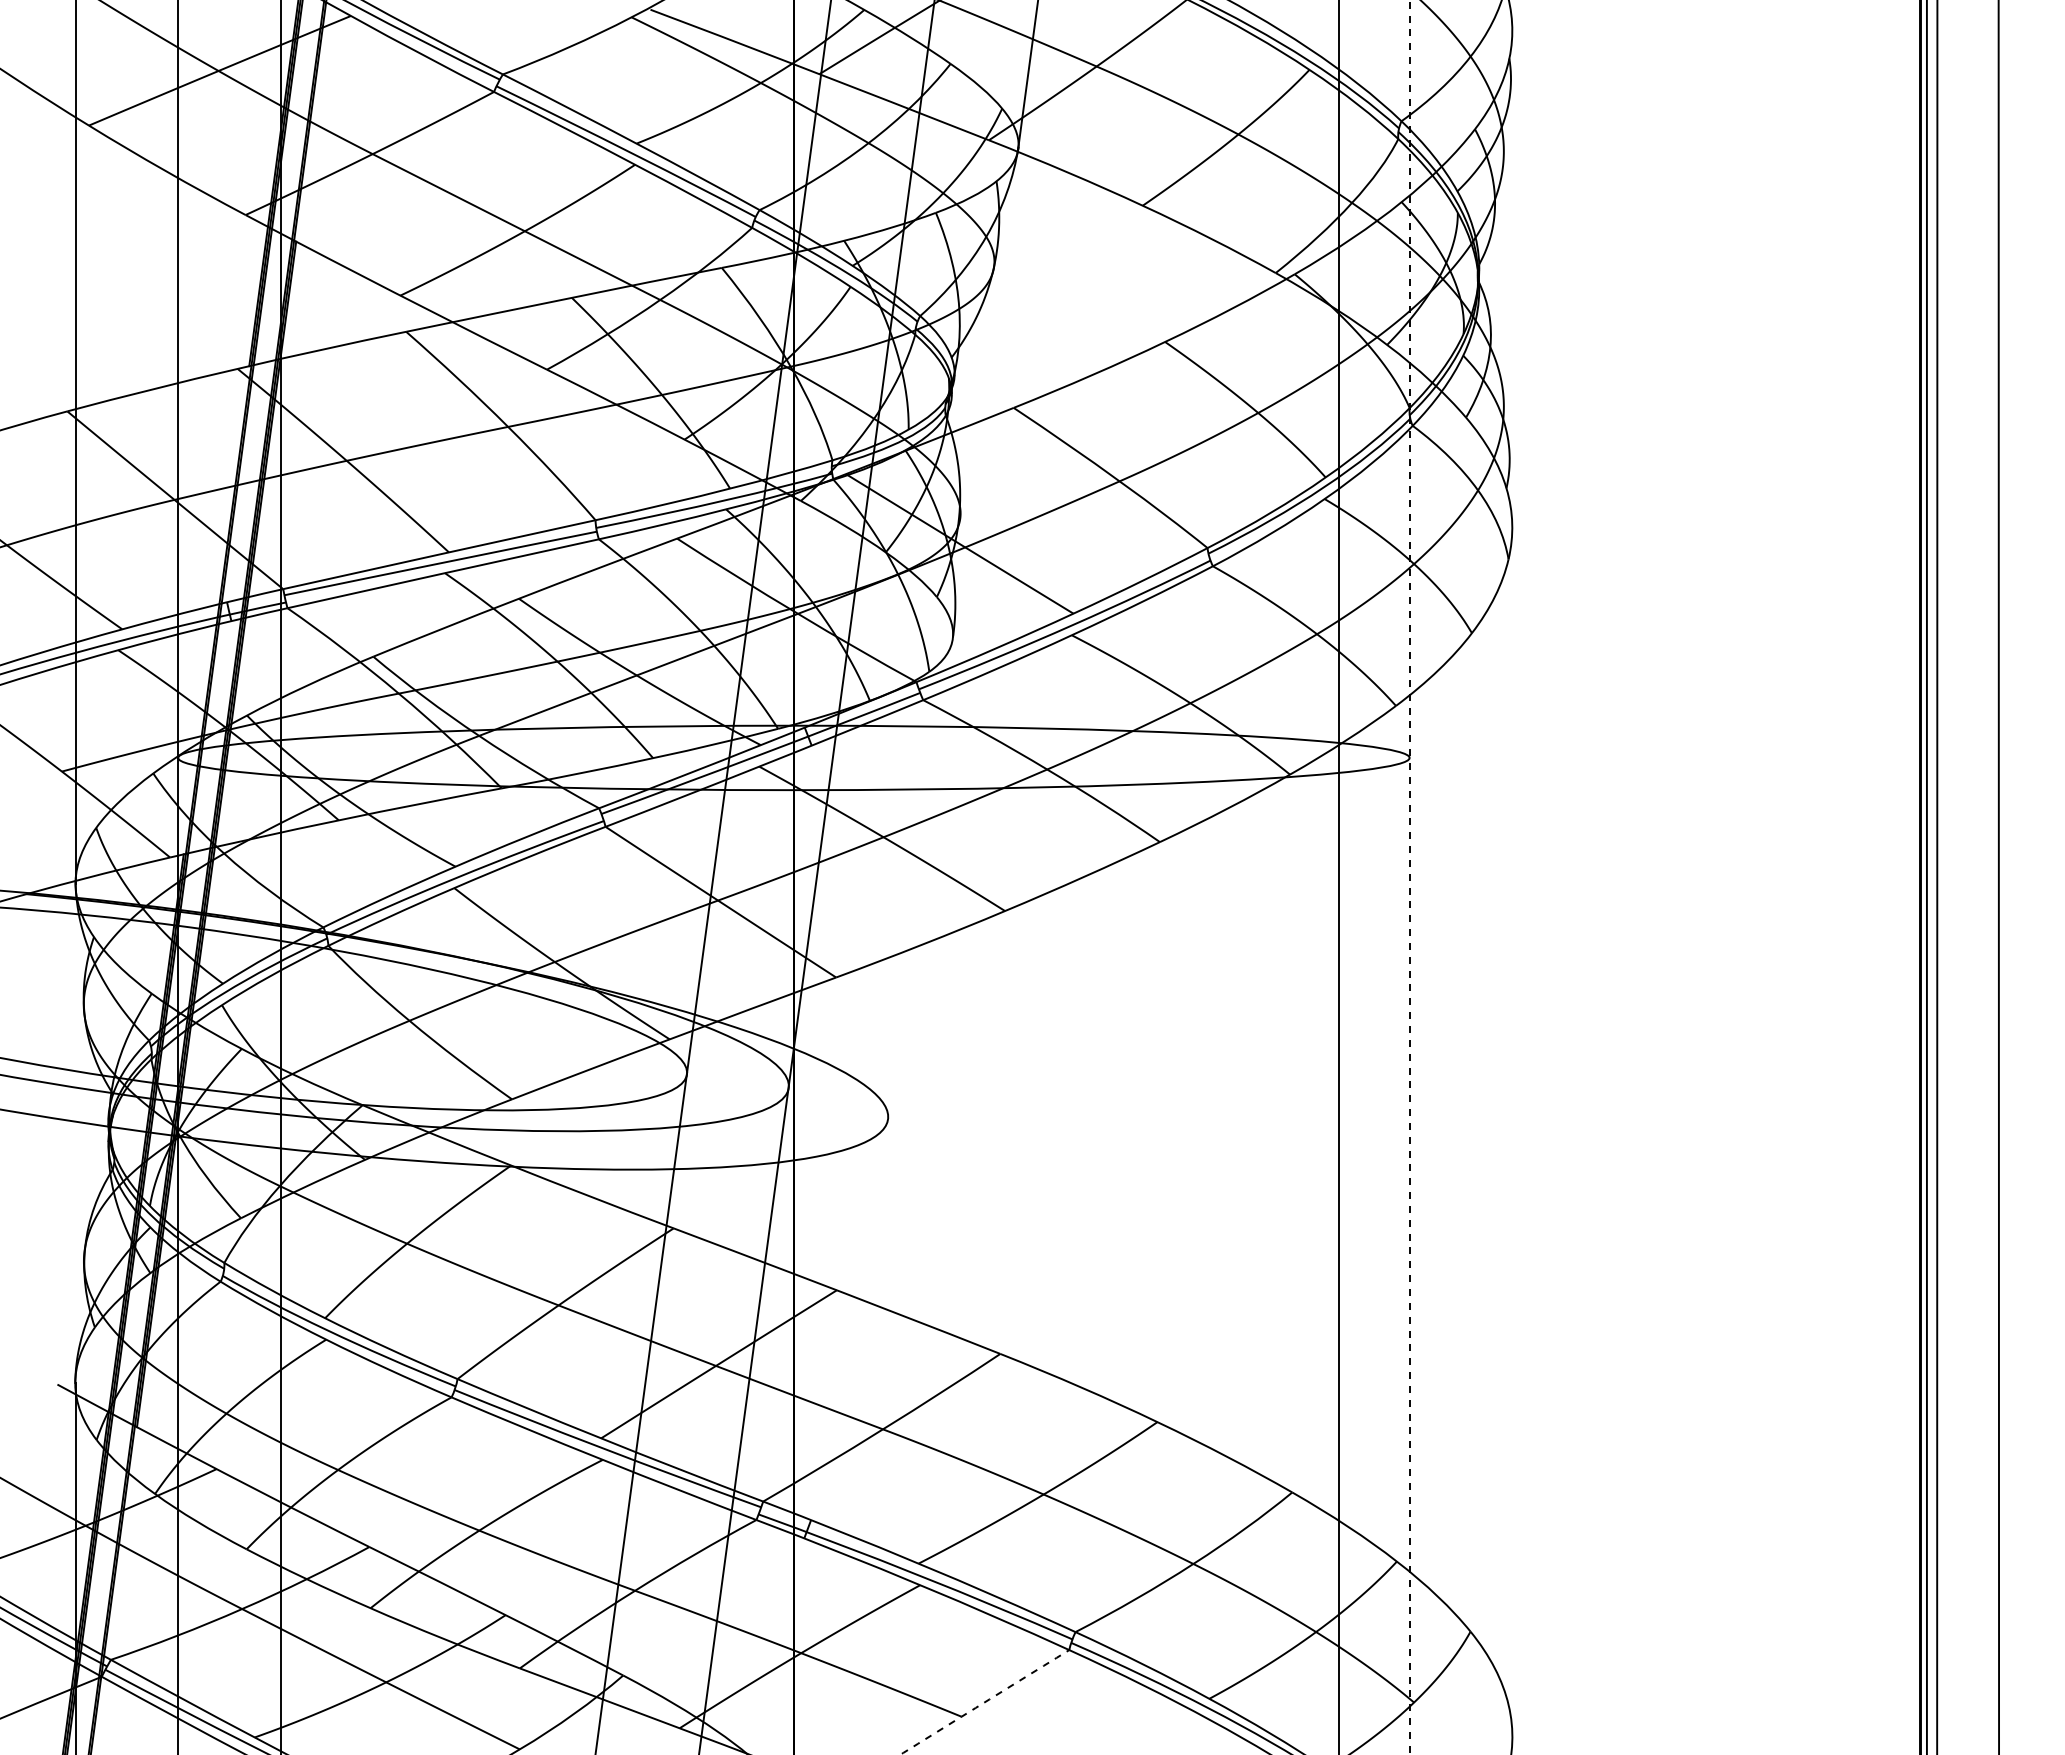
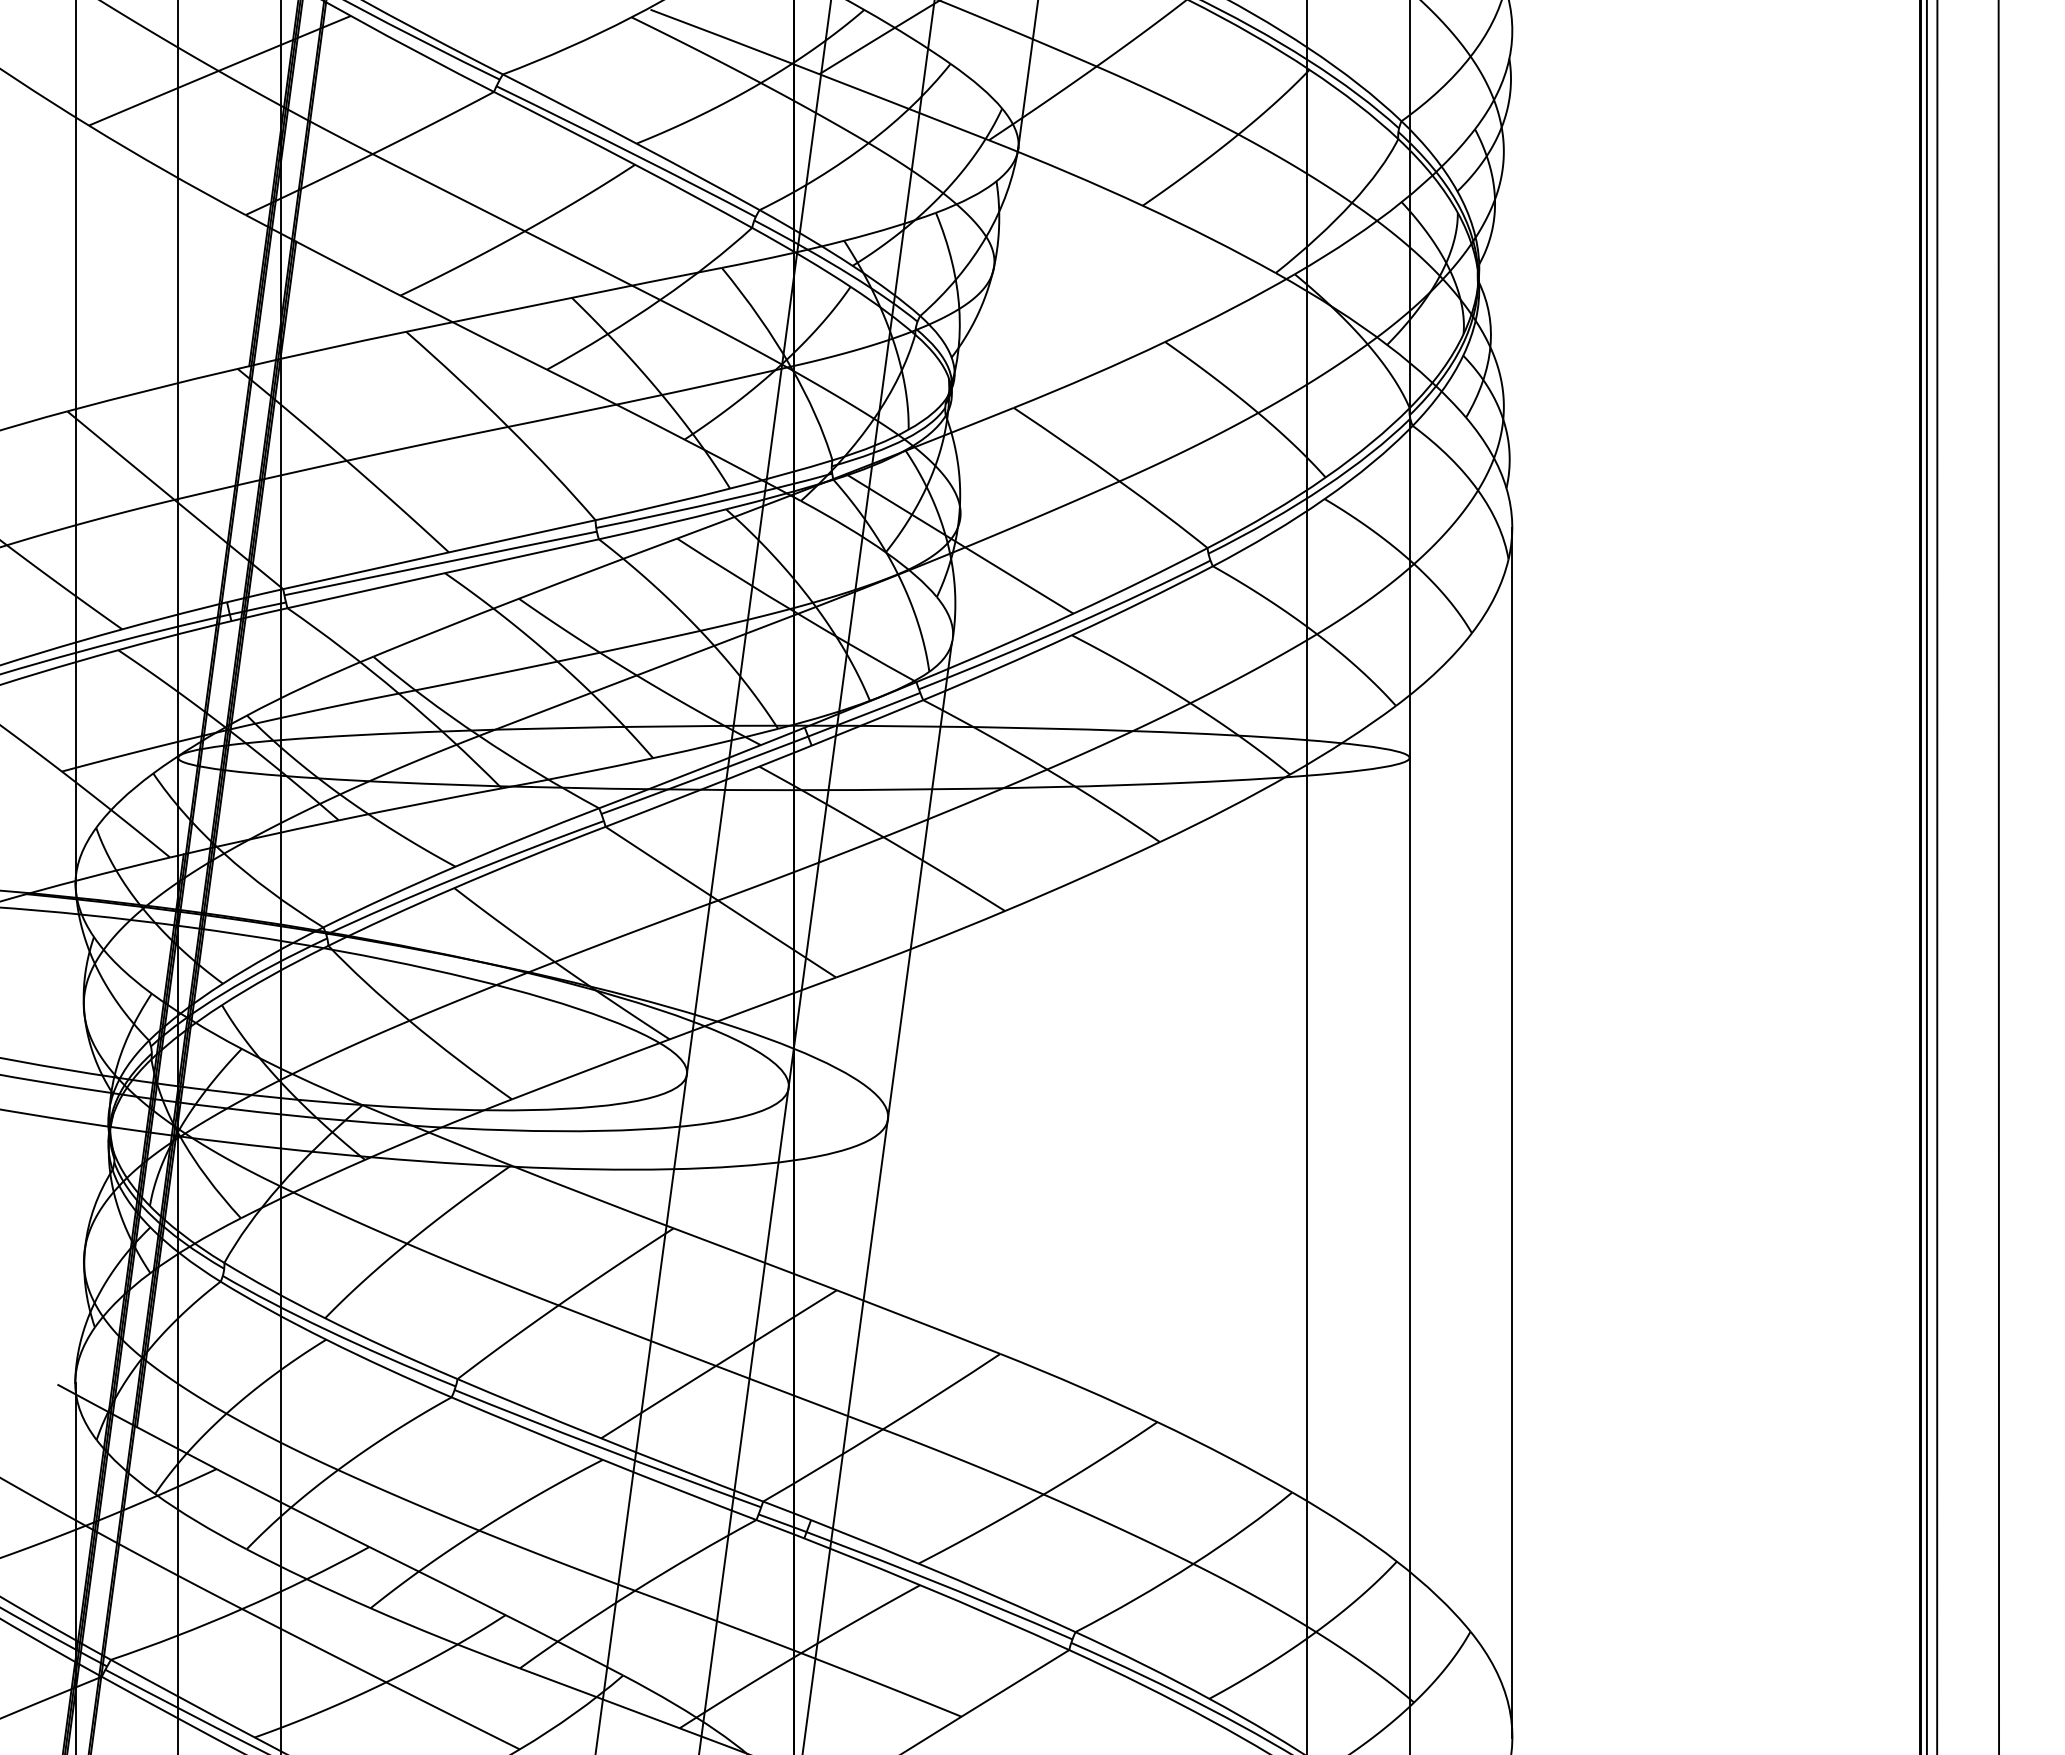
line position: (1339, 876) -> (1307, 876) (1307, 876)
line: dashed -> solid (1409, 877)
line: none -> present (1512, 1132)
line: none -> present (876, 1196)
arc: dashed -> solid (986, 1701)
